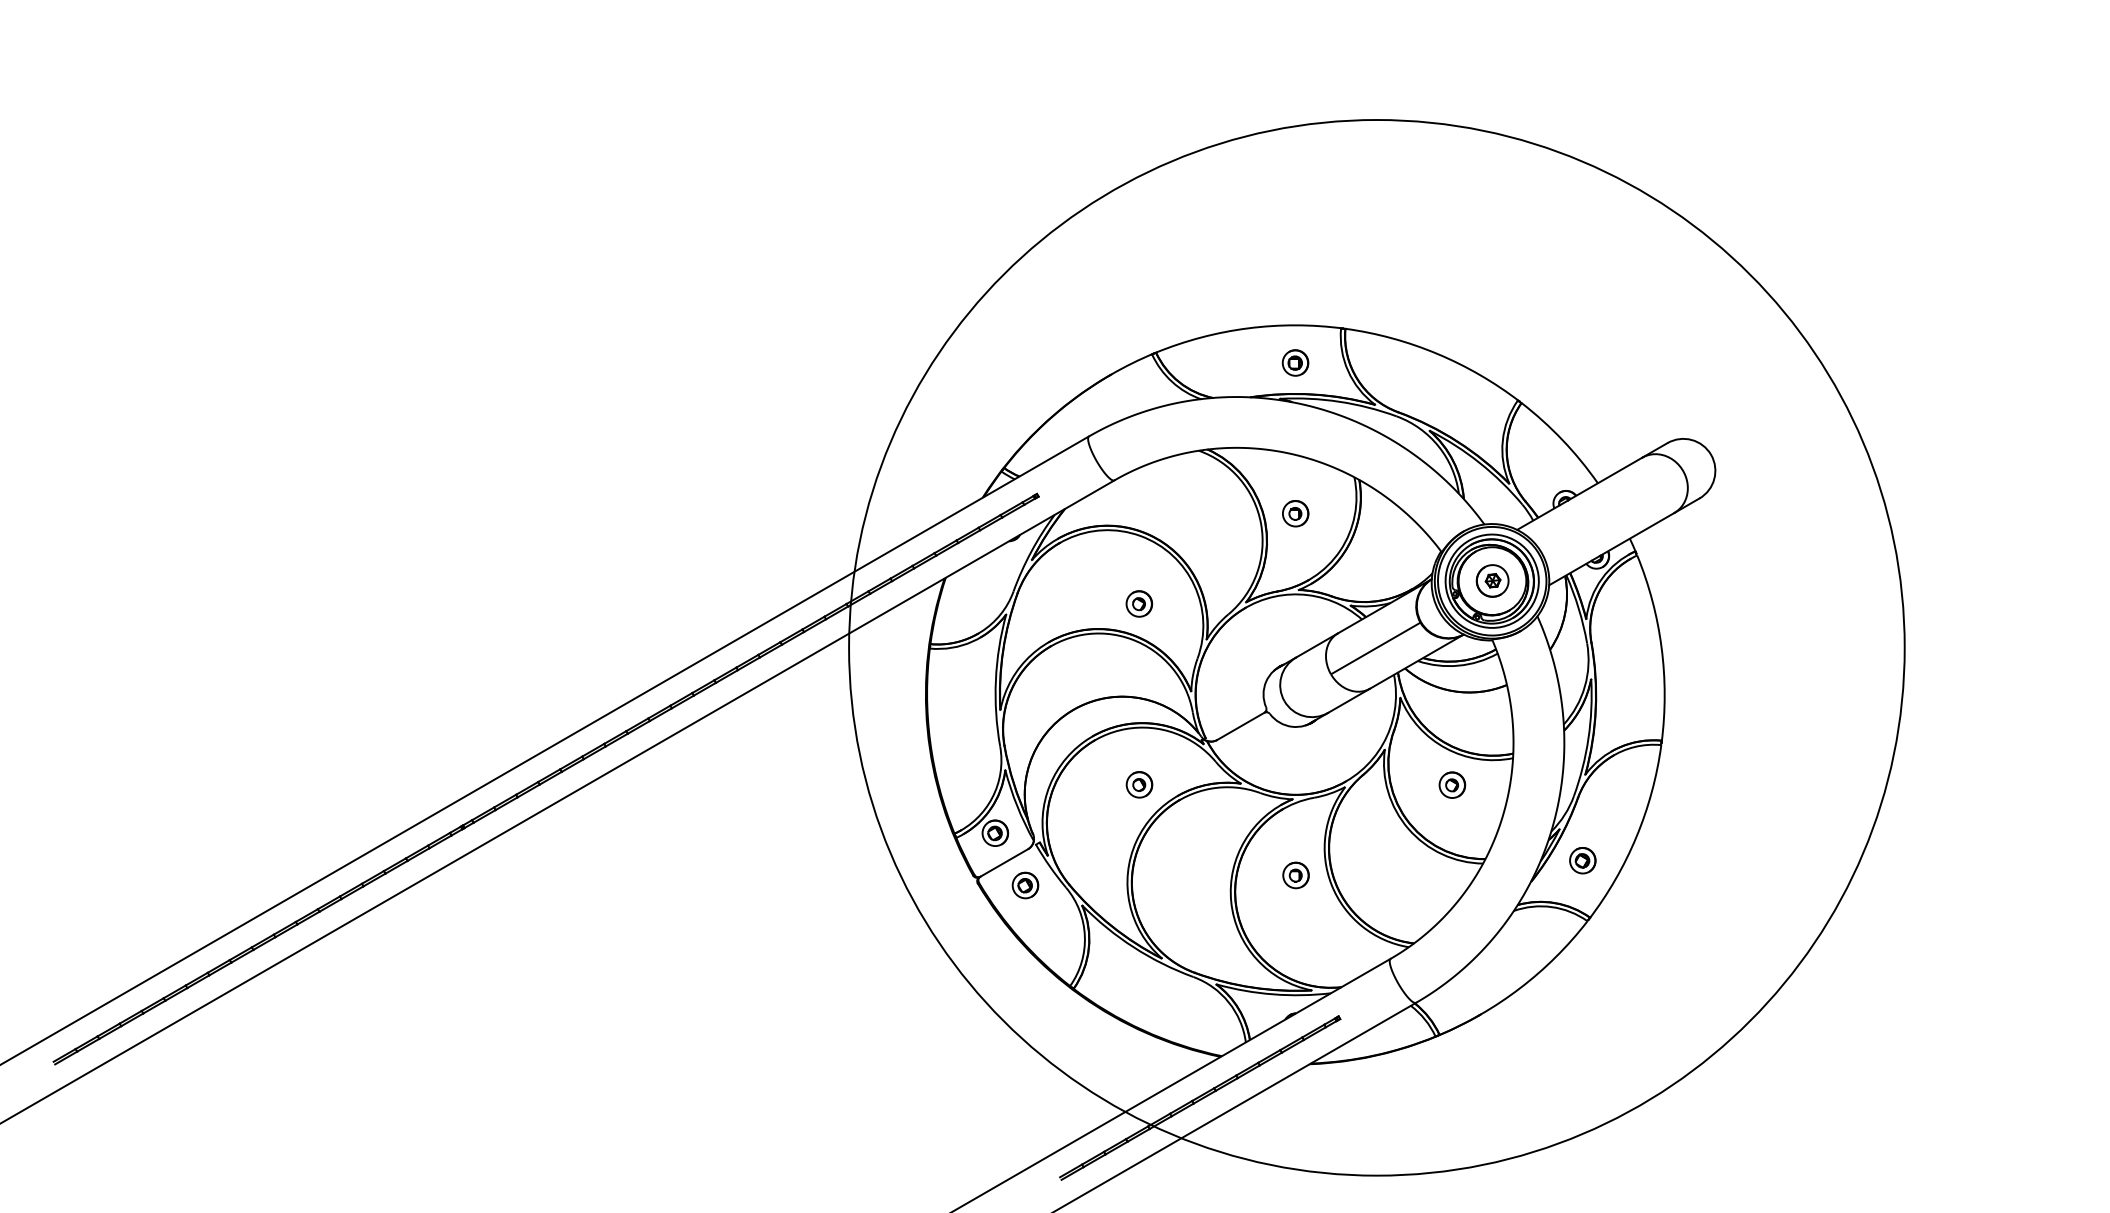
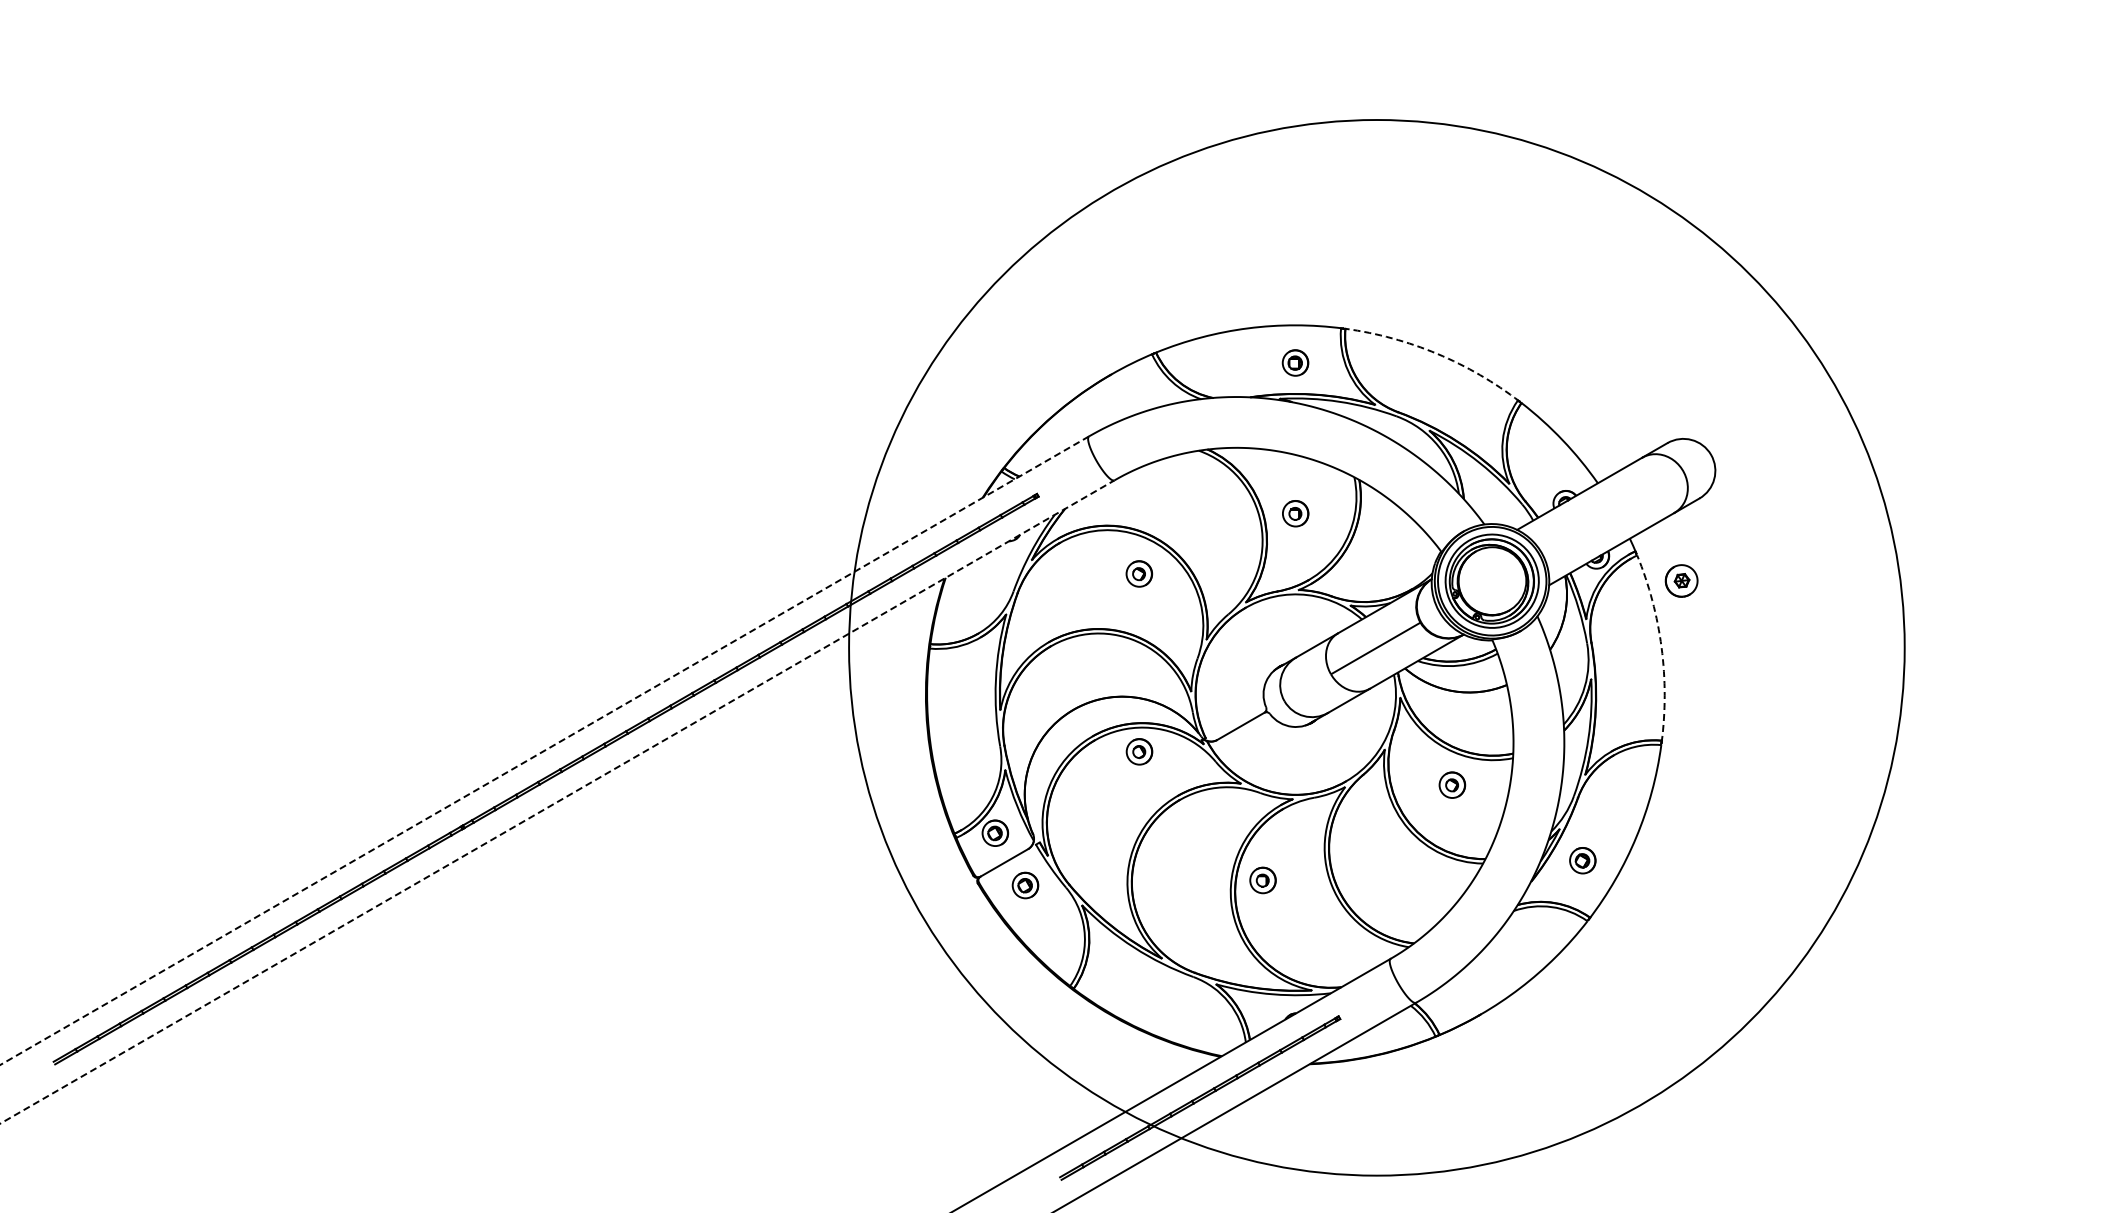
arc: solid -> dashed (1437, 353)
part position: (1492, 580) -> (1681, 580) (1681, 580)
part position: (1139, 603) -> (1139, 573) (1139, 573)
arc: solid -> dashed (1661, 647)
line: solid -> dashed (544, 750)
part position: (1139, 784) -> (1139, 751) (1139, 751)
line: solid -> dashed (557, 801)
part position: (1295, 875) -> (1262, 880) (1262, 880)
